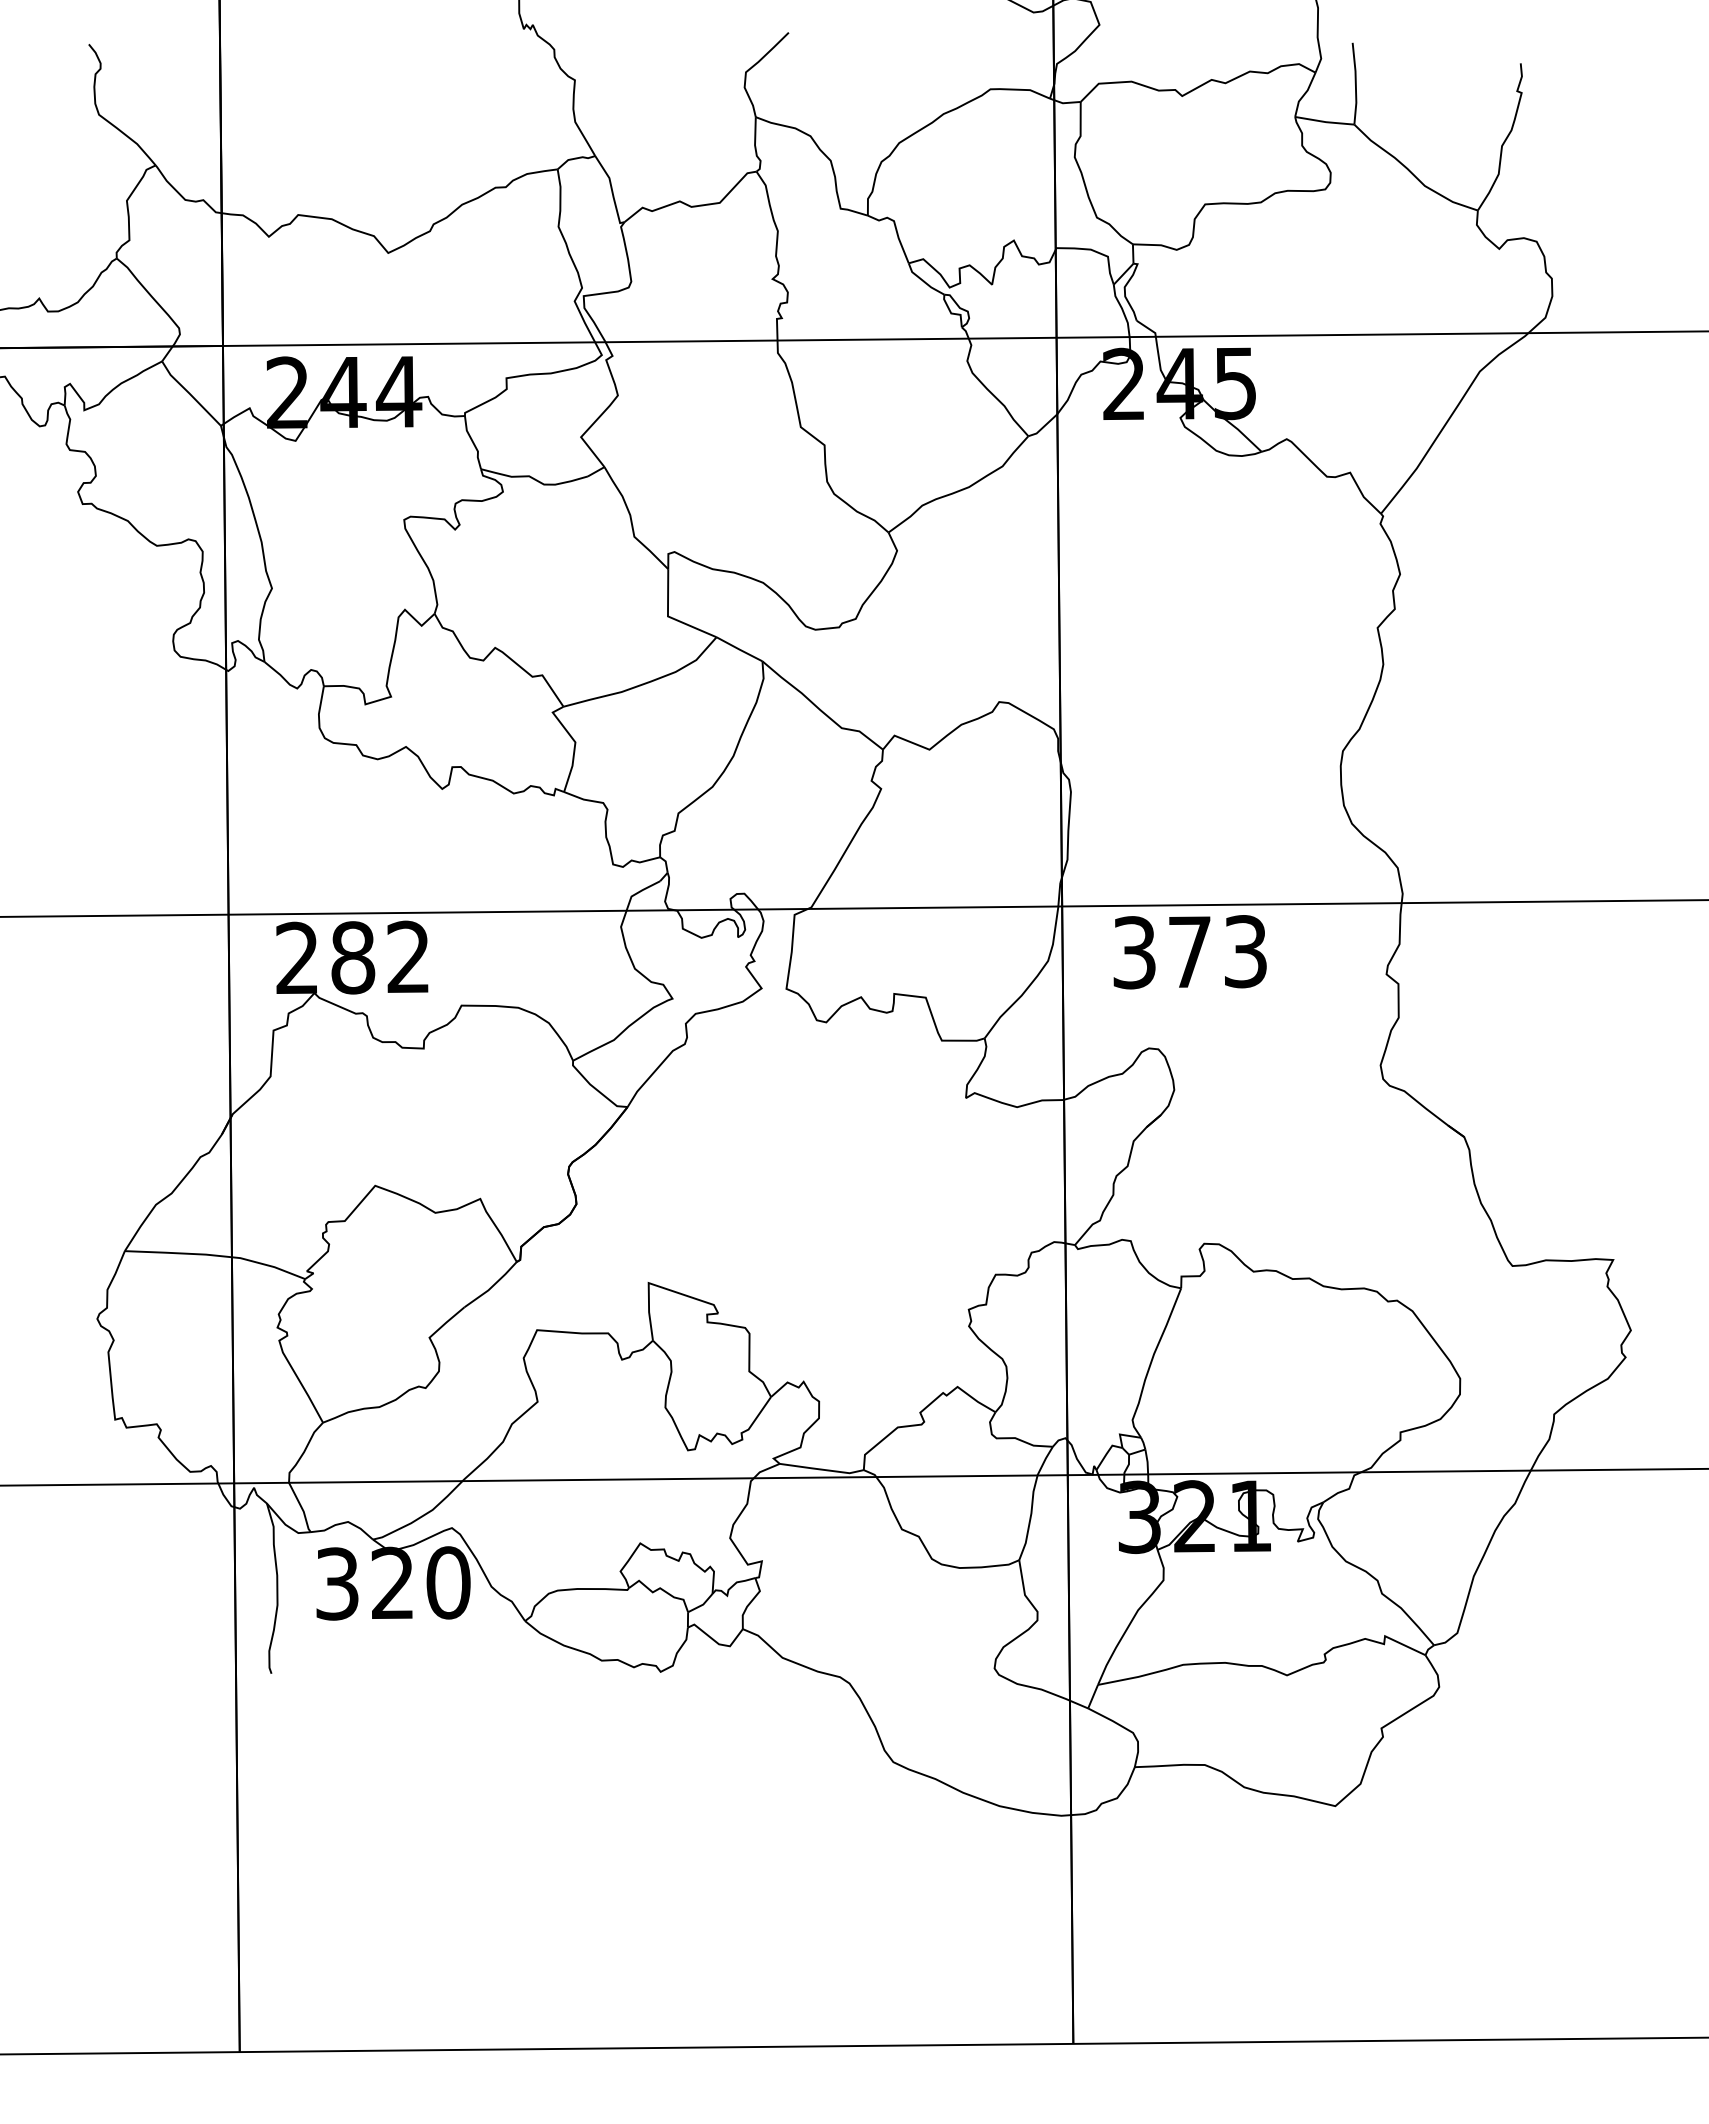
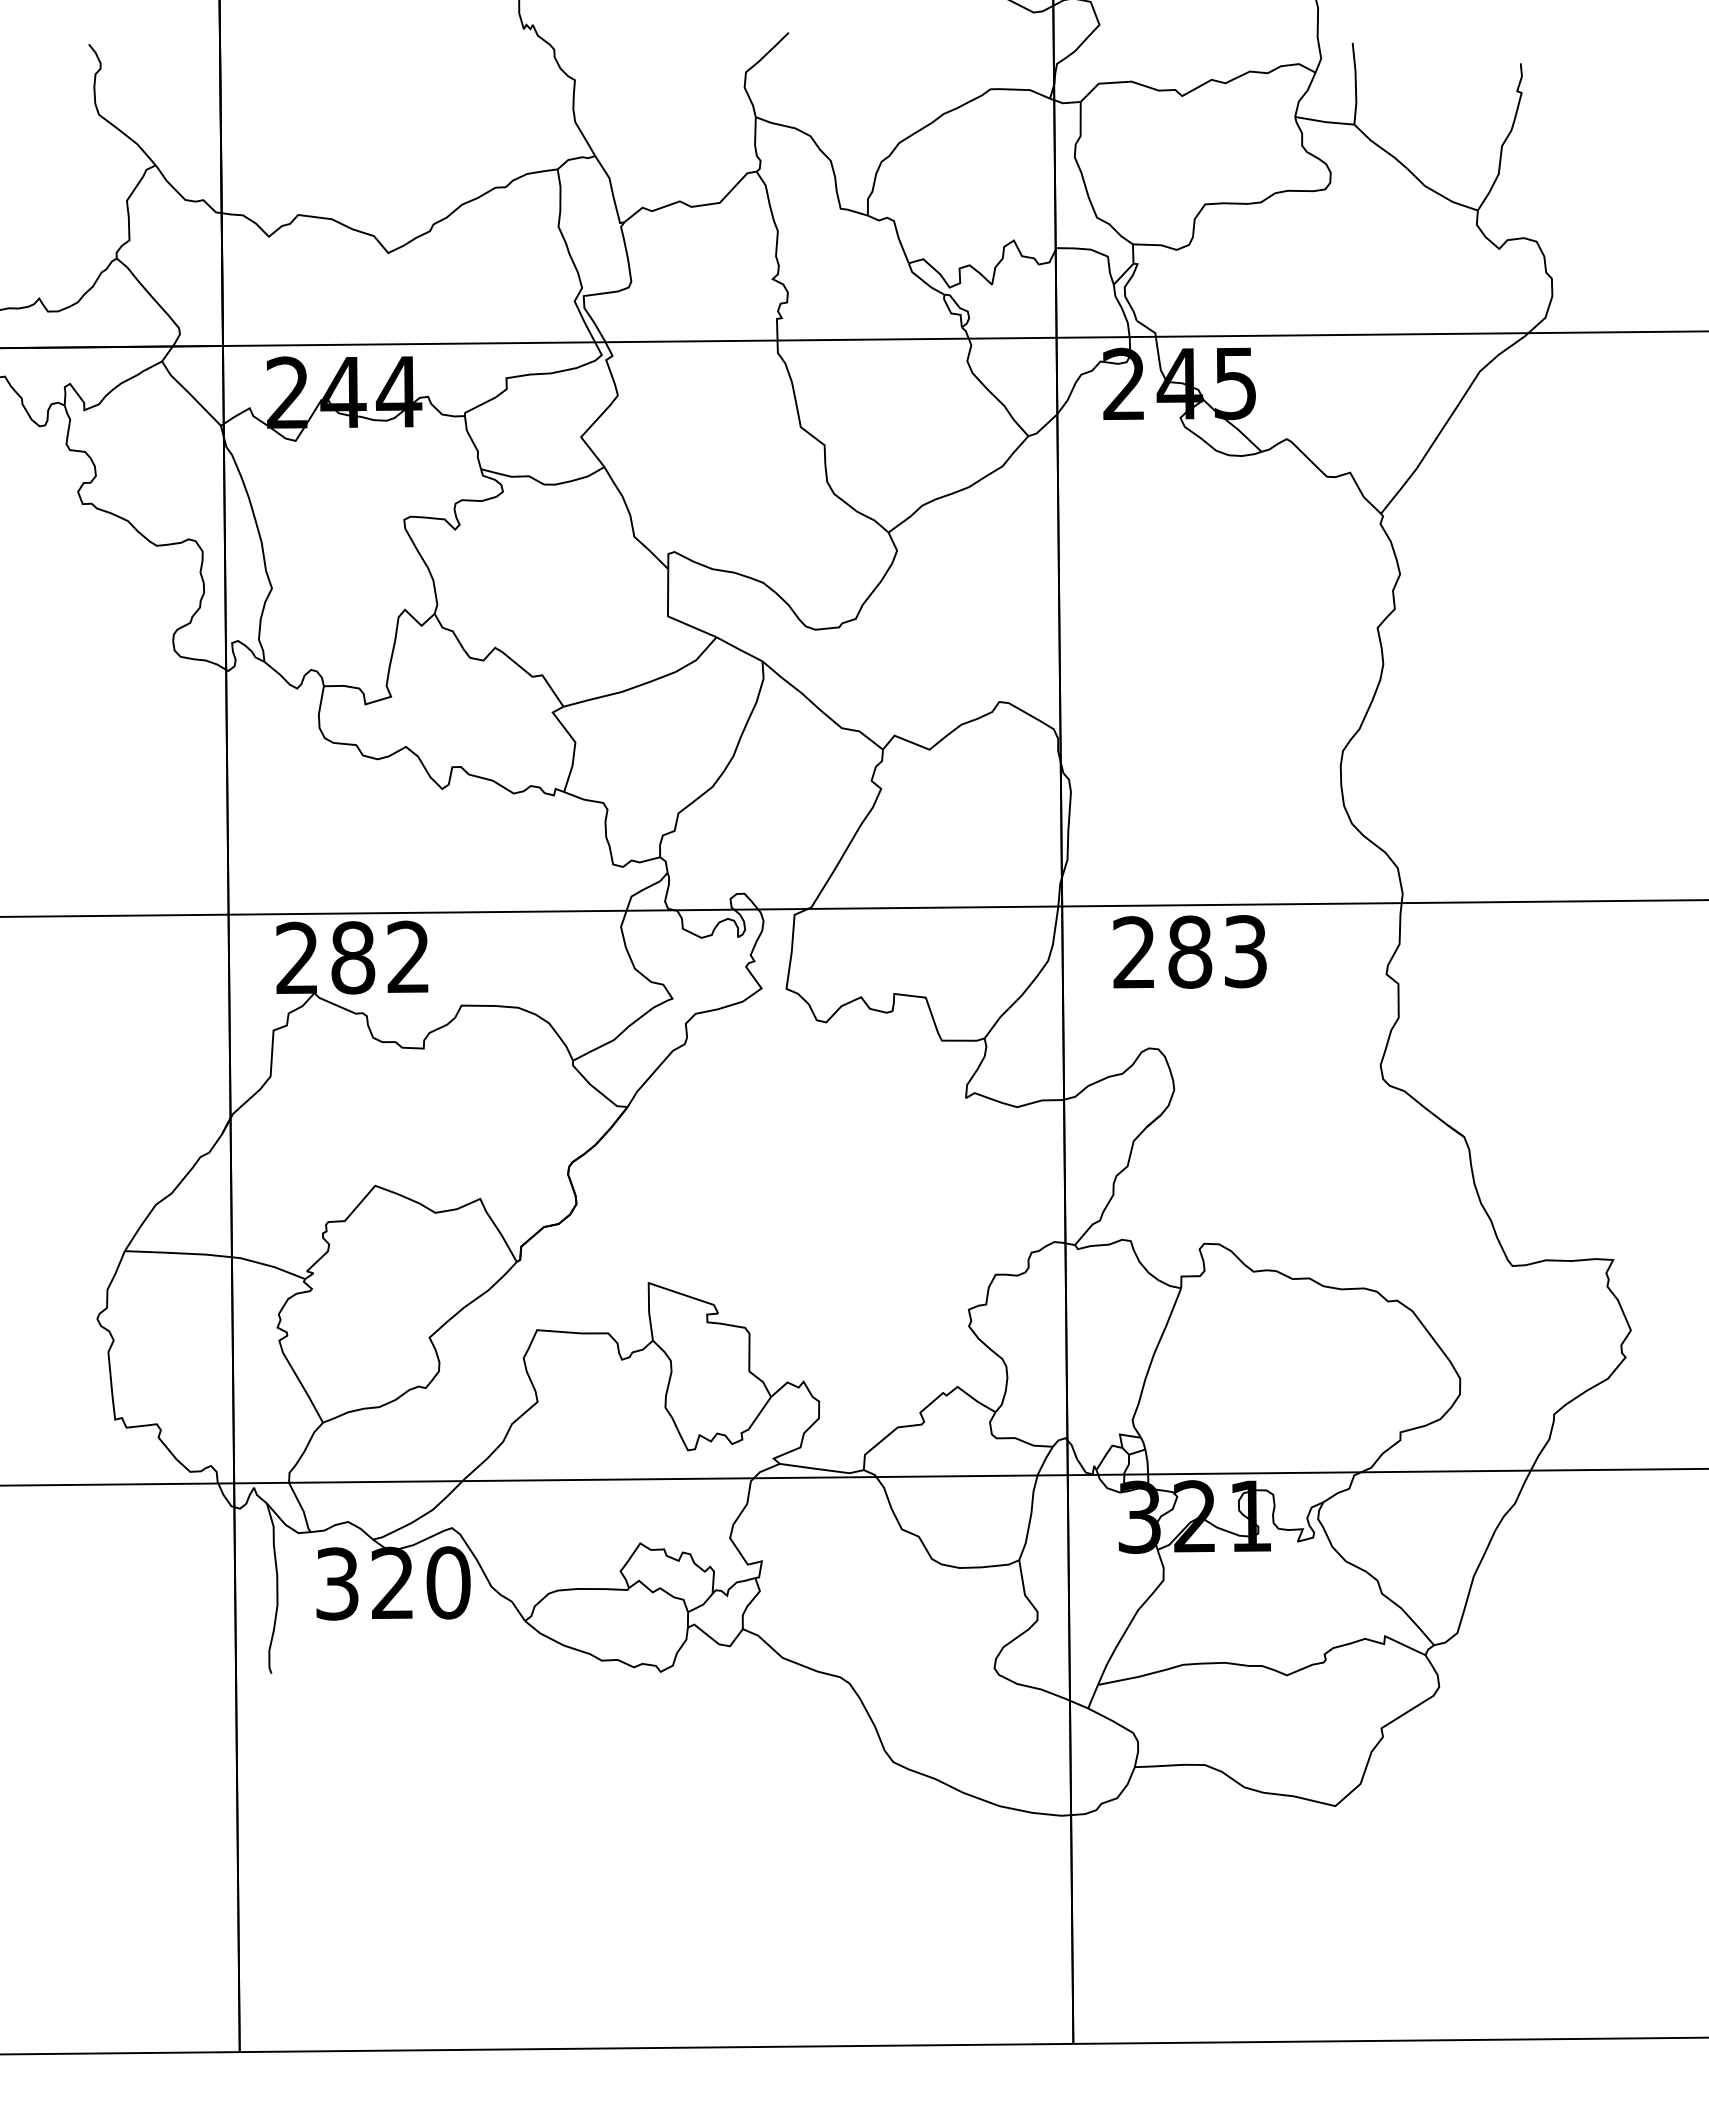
text: 373 -> 283 (1162, 952)
